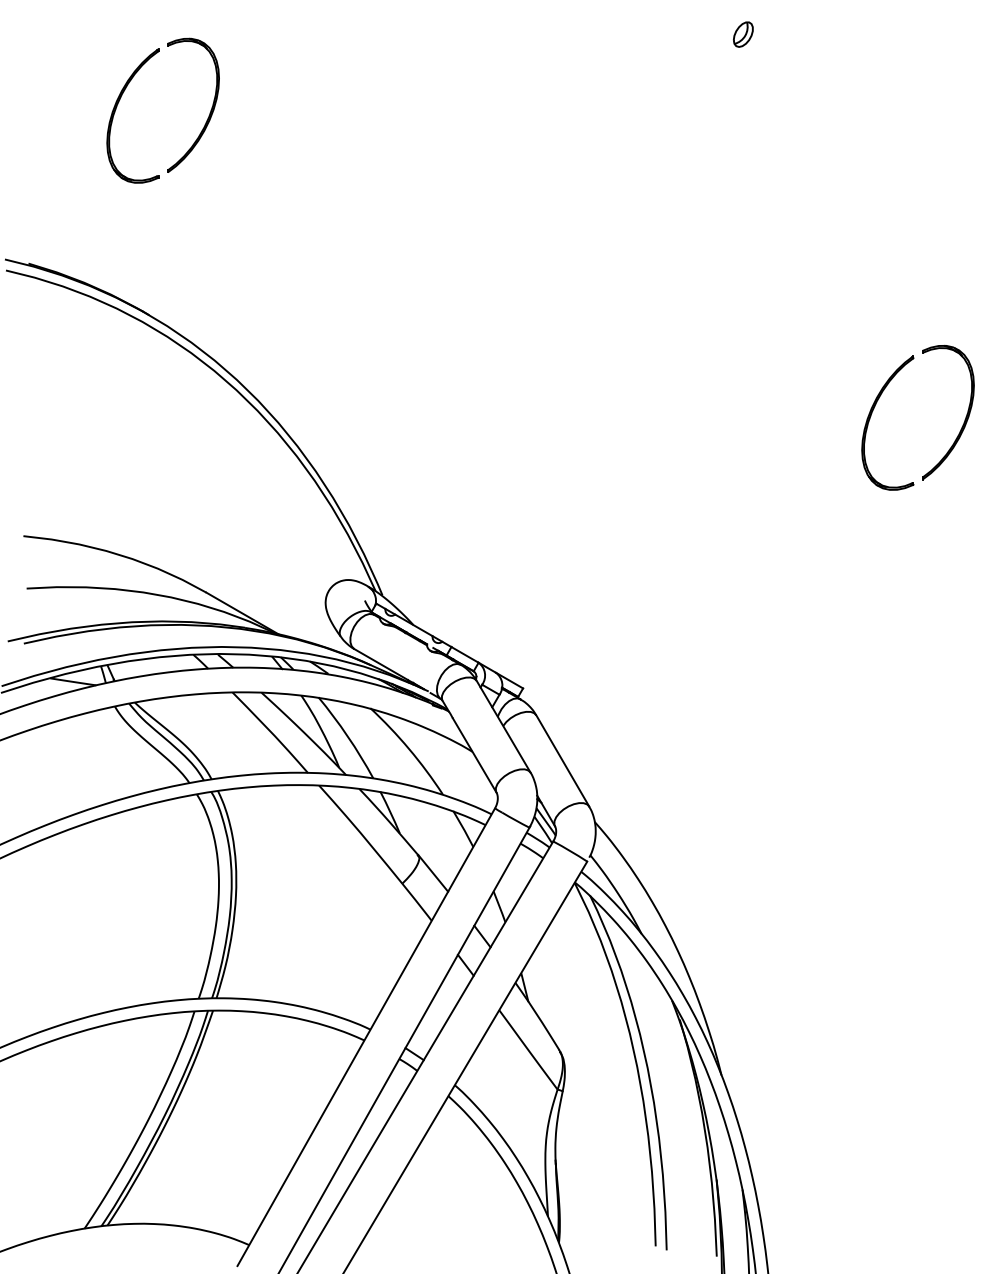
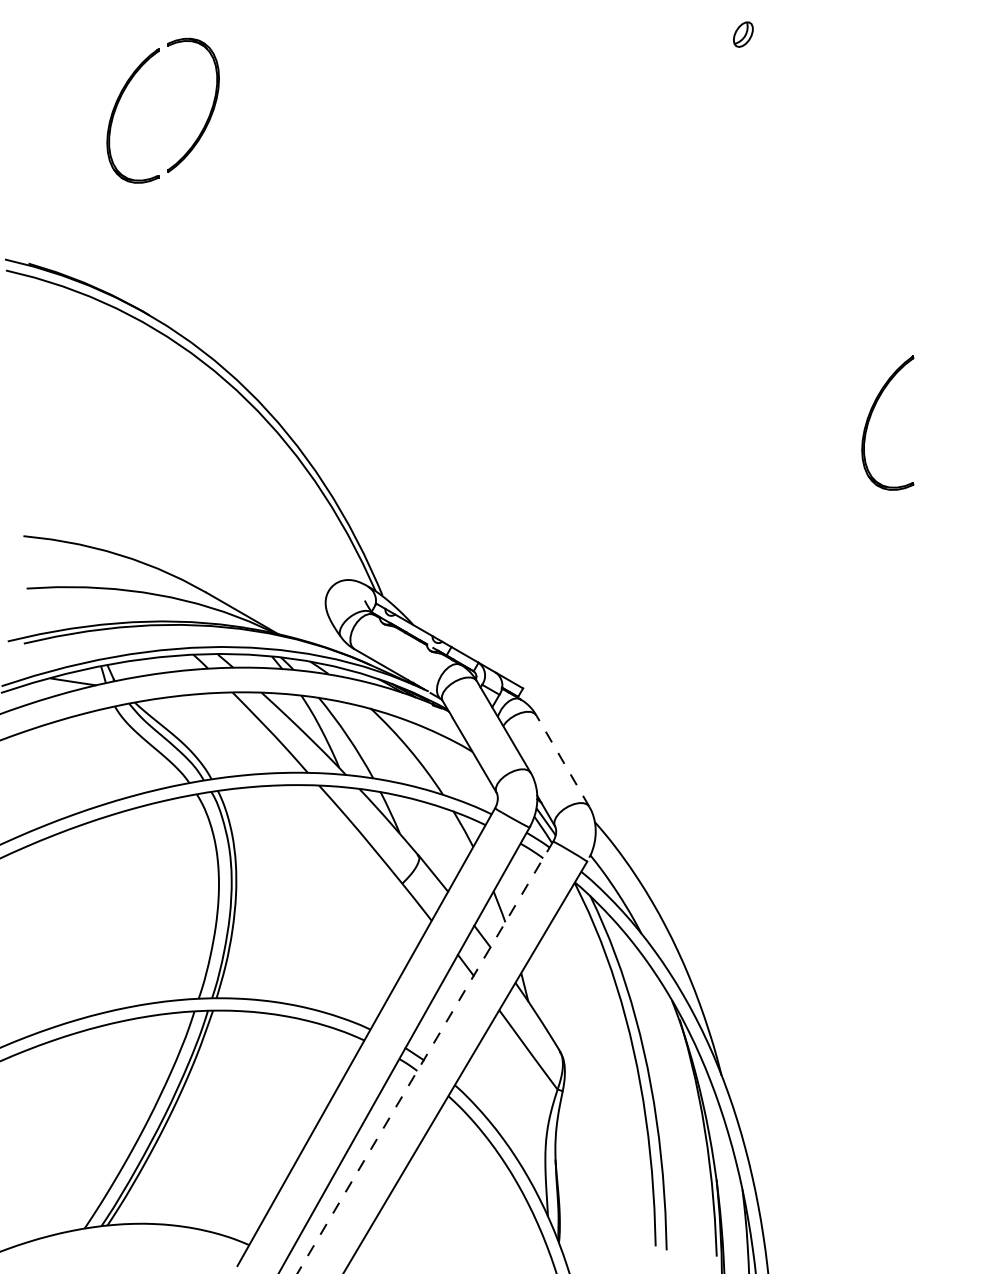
part: present -> none (965, 416)
line: solid -> dashed (562, 760)
line: solid -> dashed (425, 1057)
